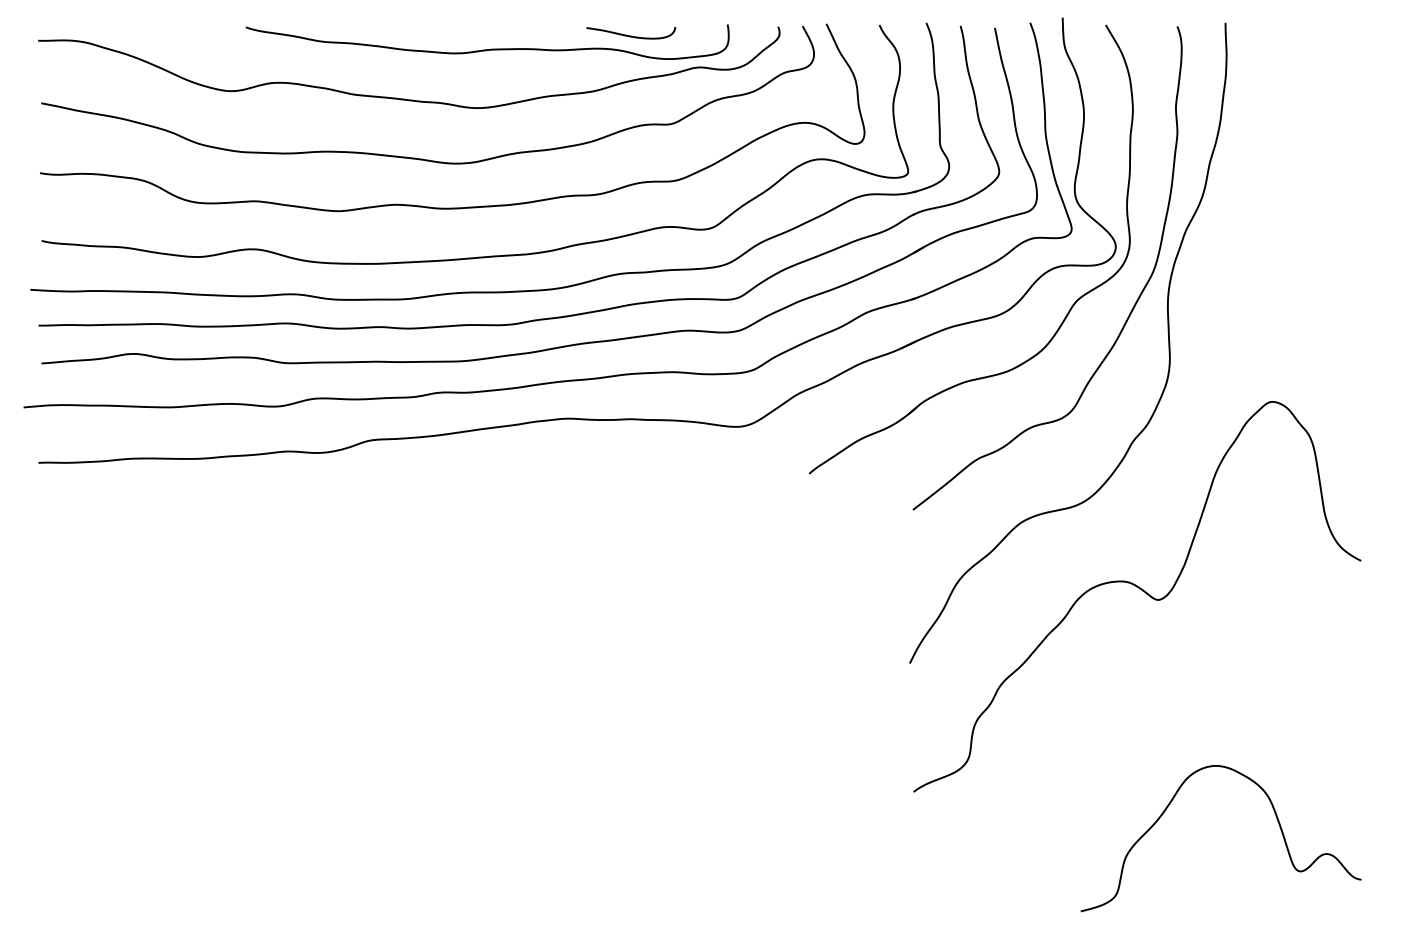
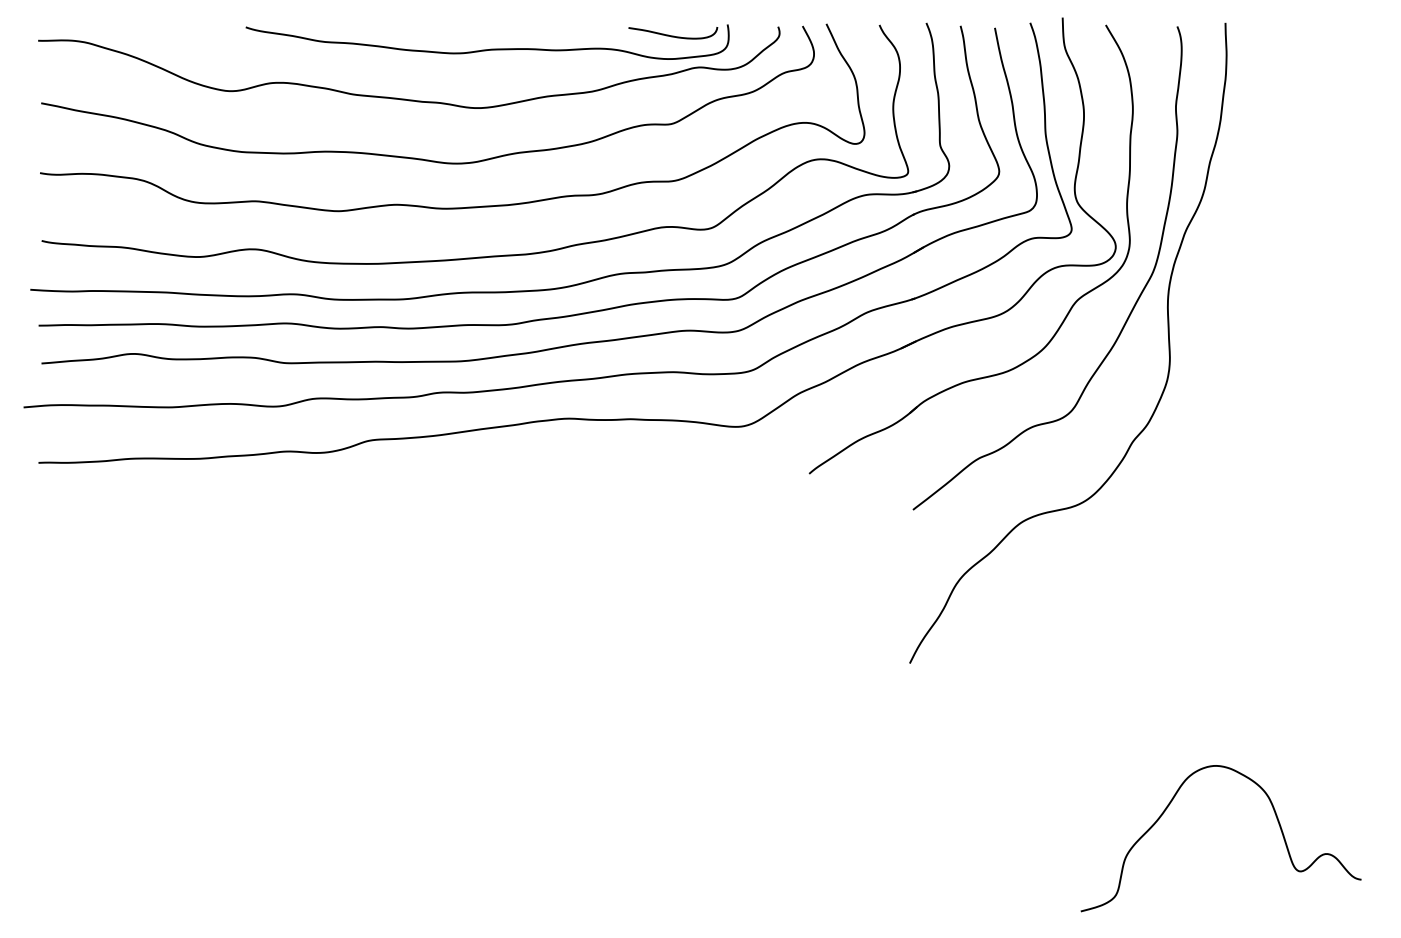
curve position: (631, 35) -> (673, 35) (673, 35)
curve: present -> none (1142, 591)
